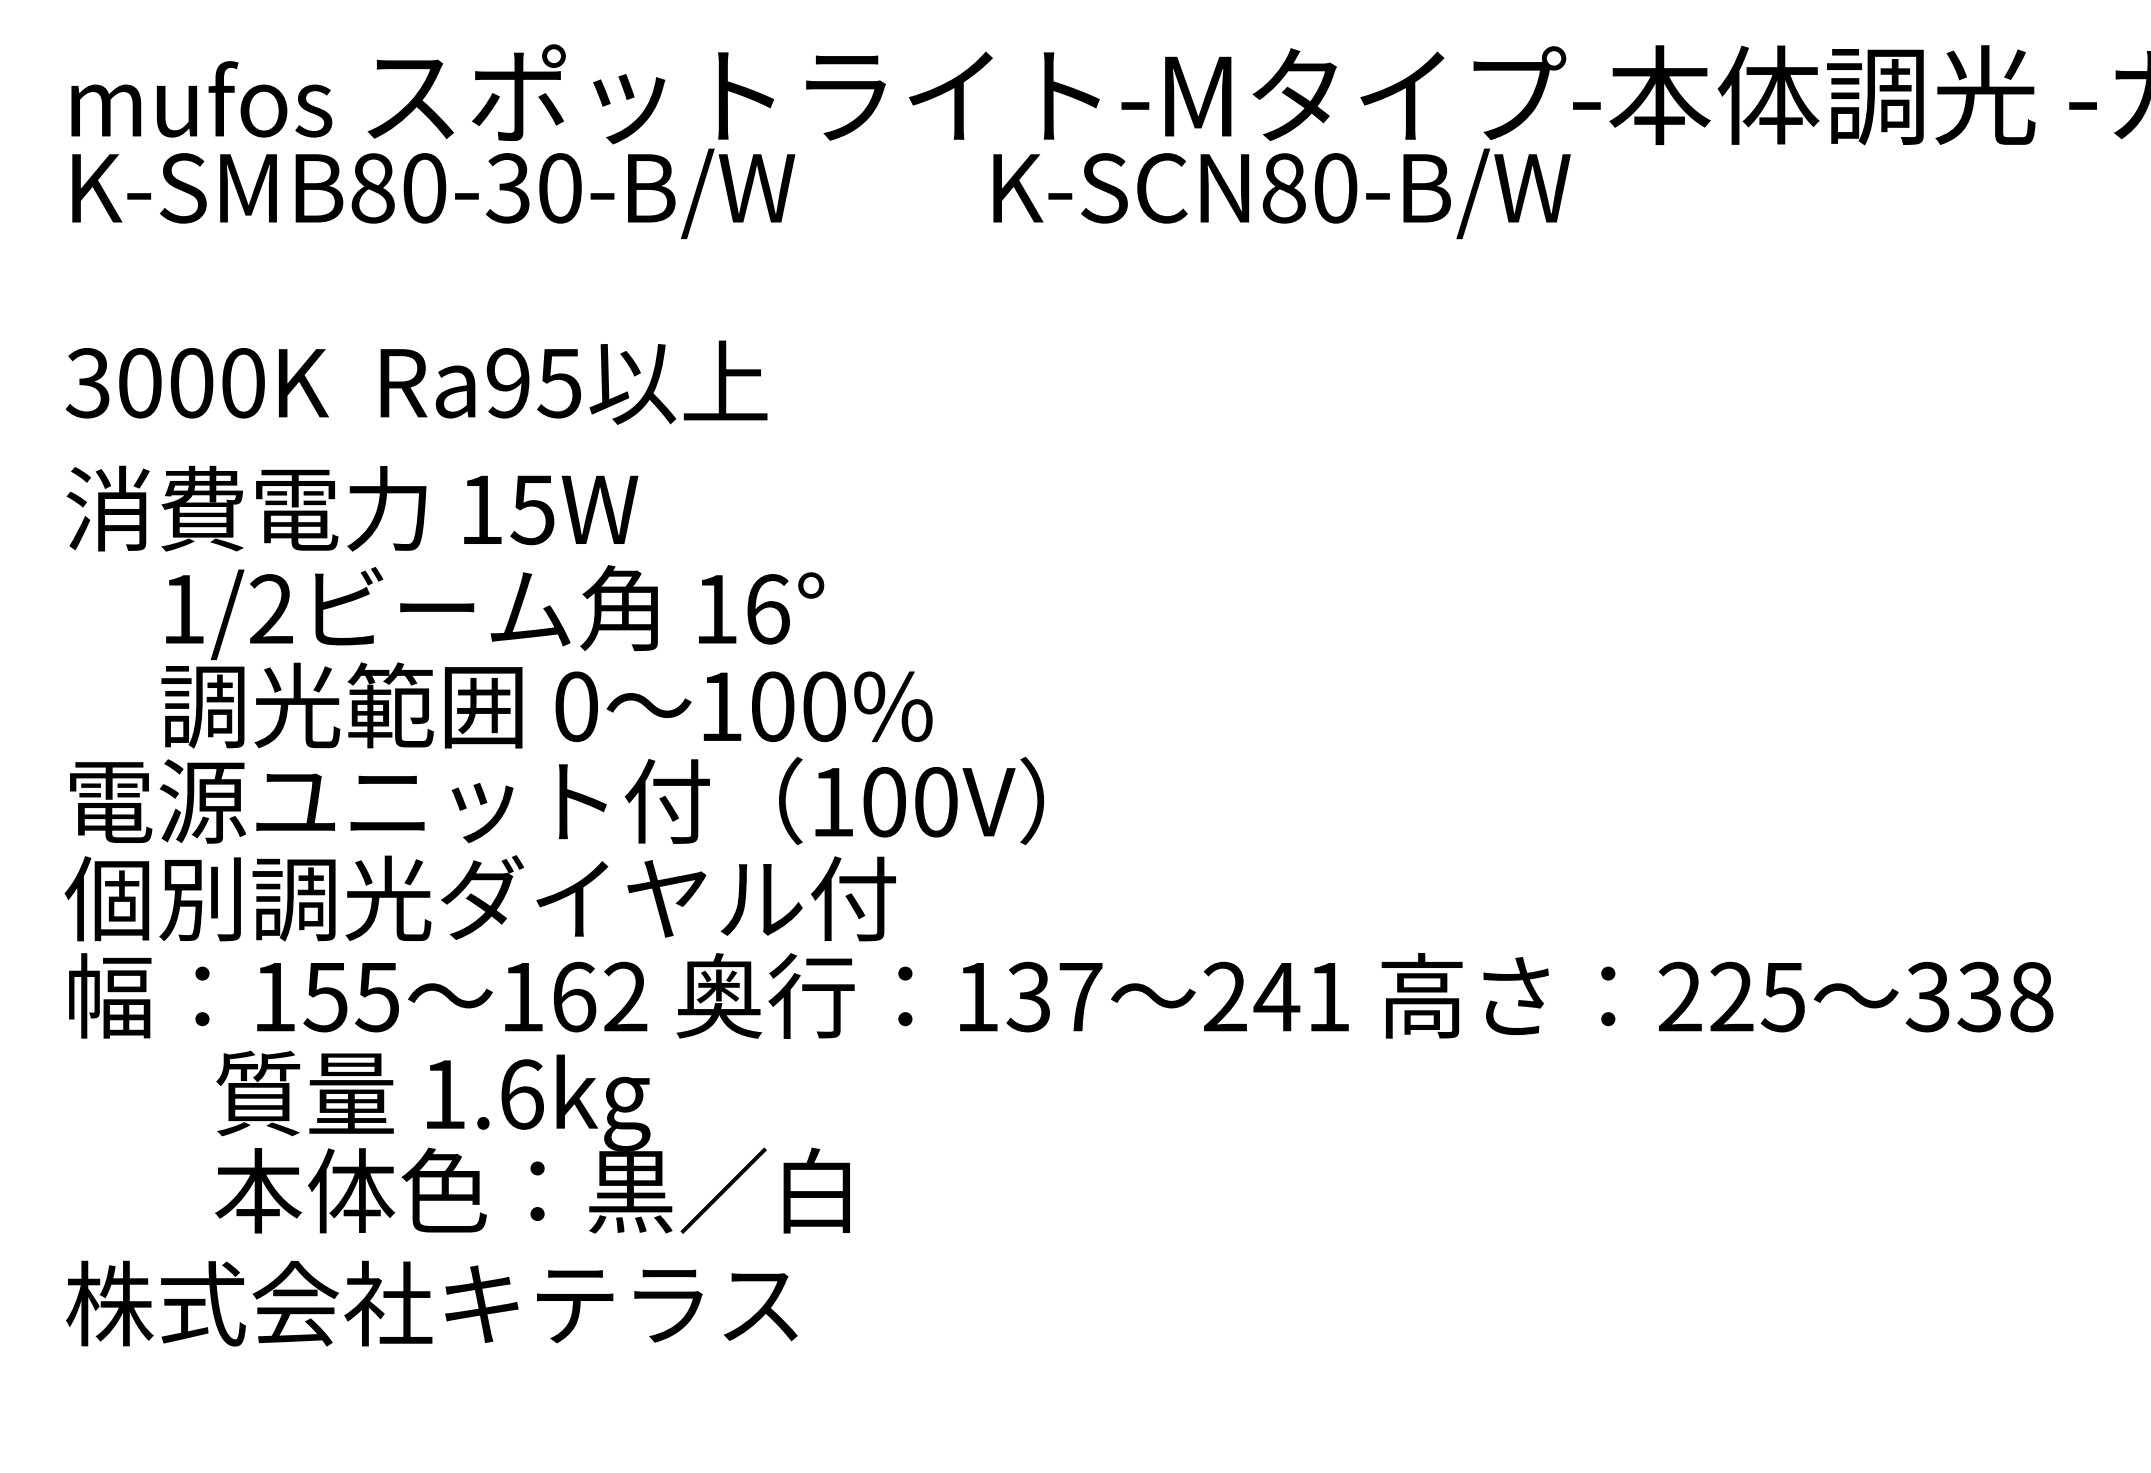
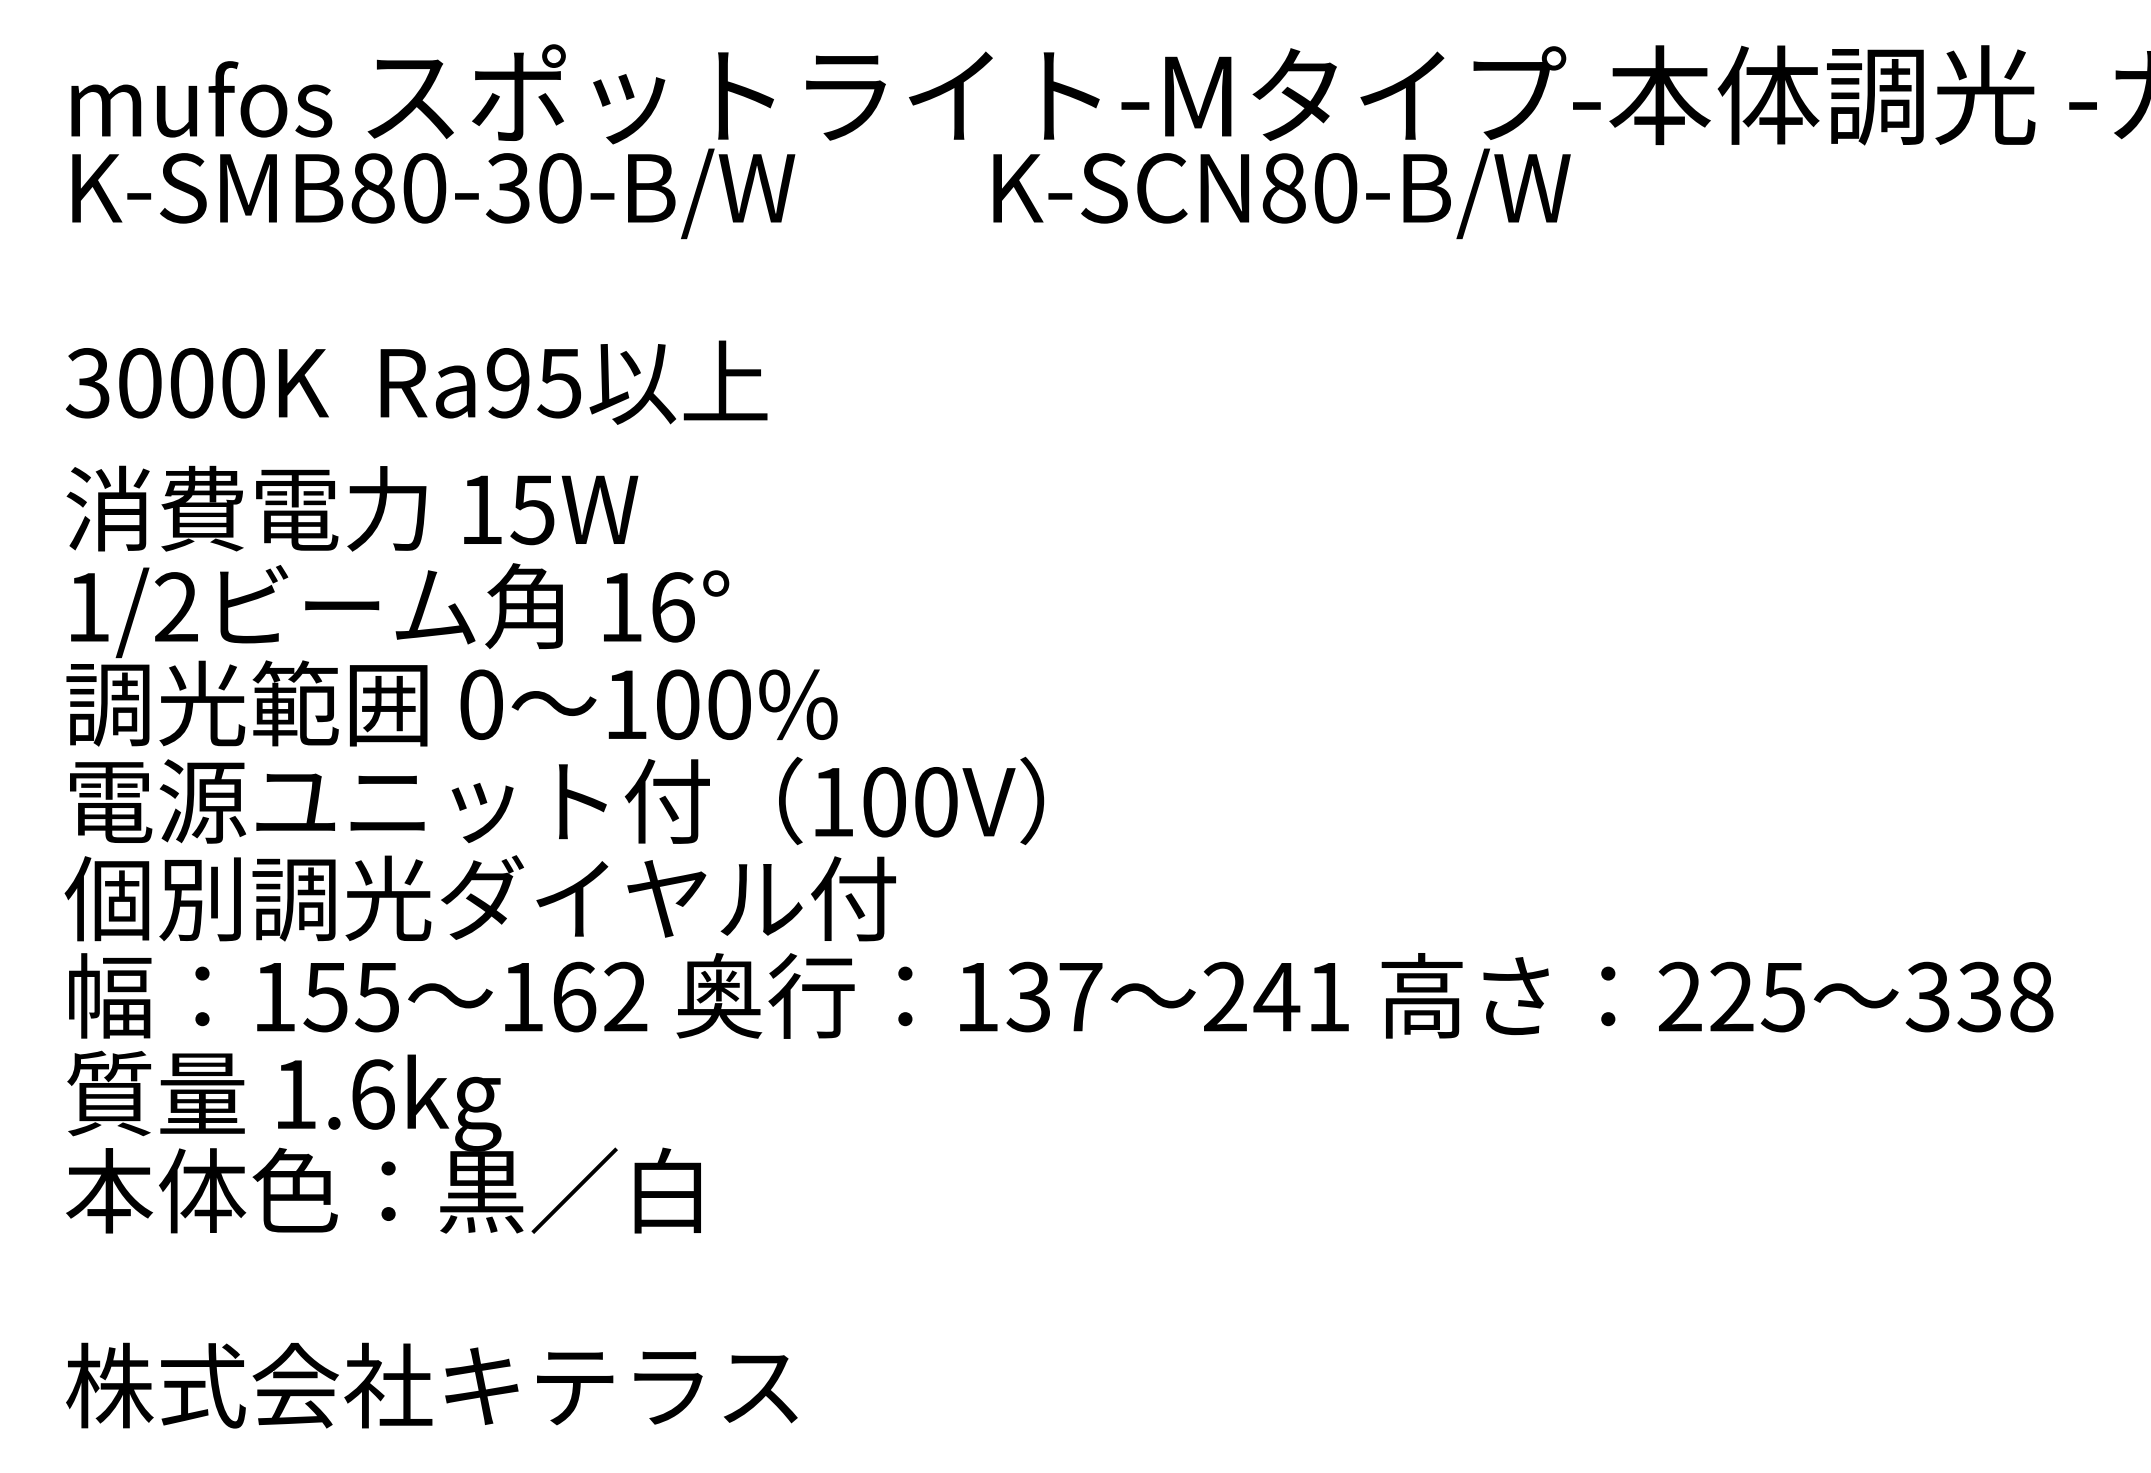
text position: (546, 656) -> (451, 654) (451, 654)
text position: (532, 1141) -> (383, 1141) (383, 1141)
text position: (431, 1303) -> (431, 1385) (431, 1385)
